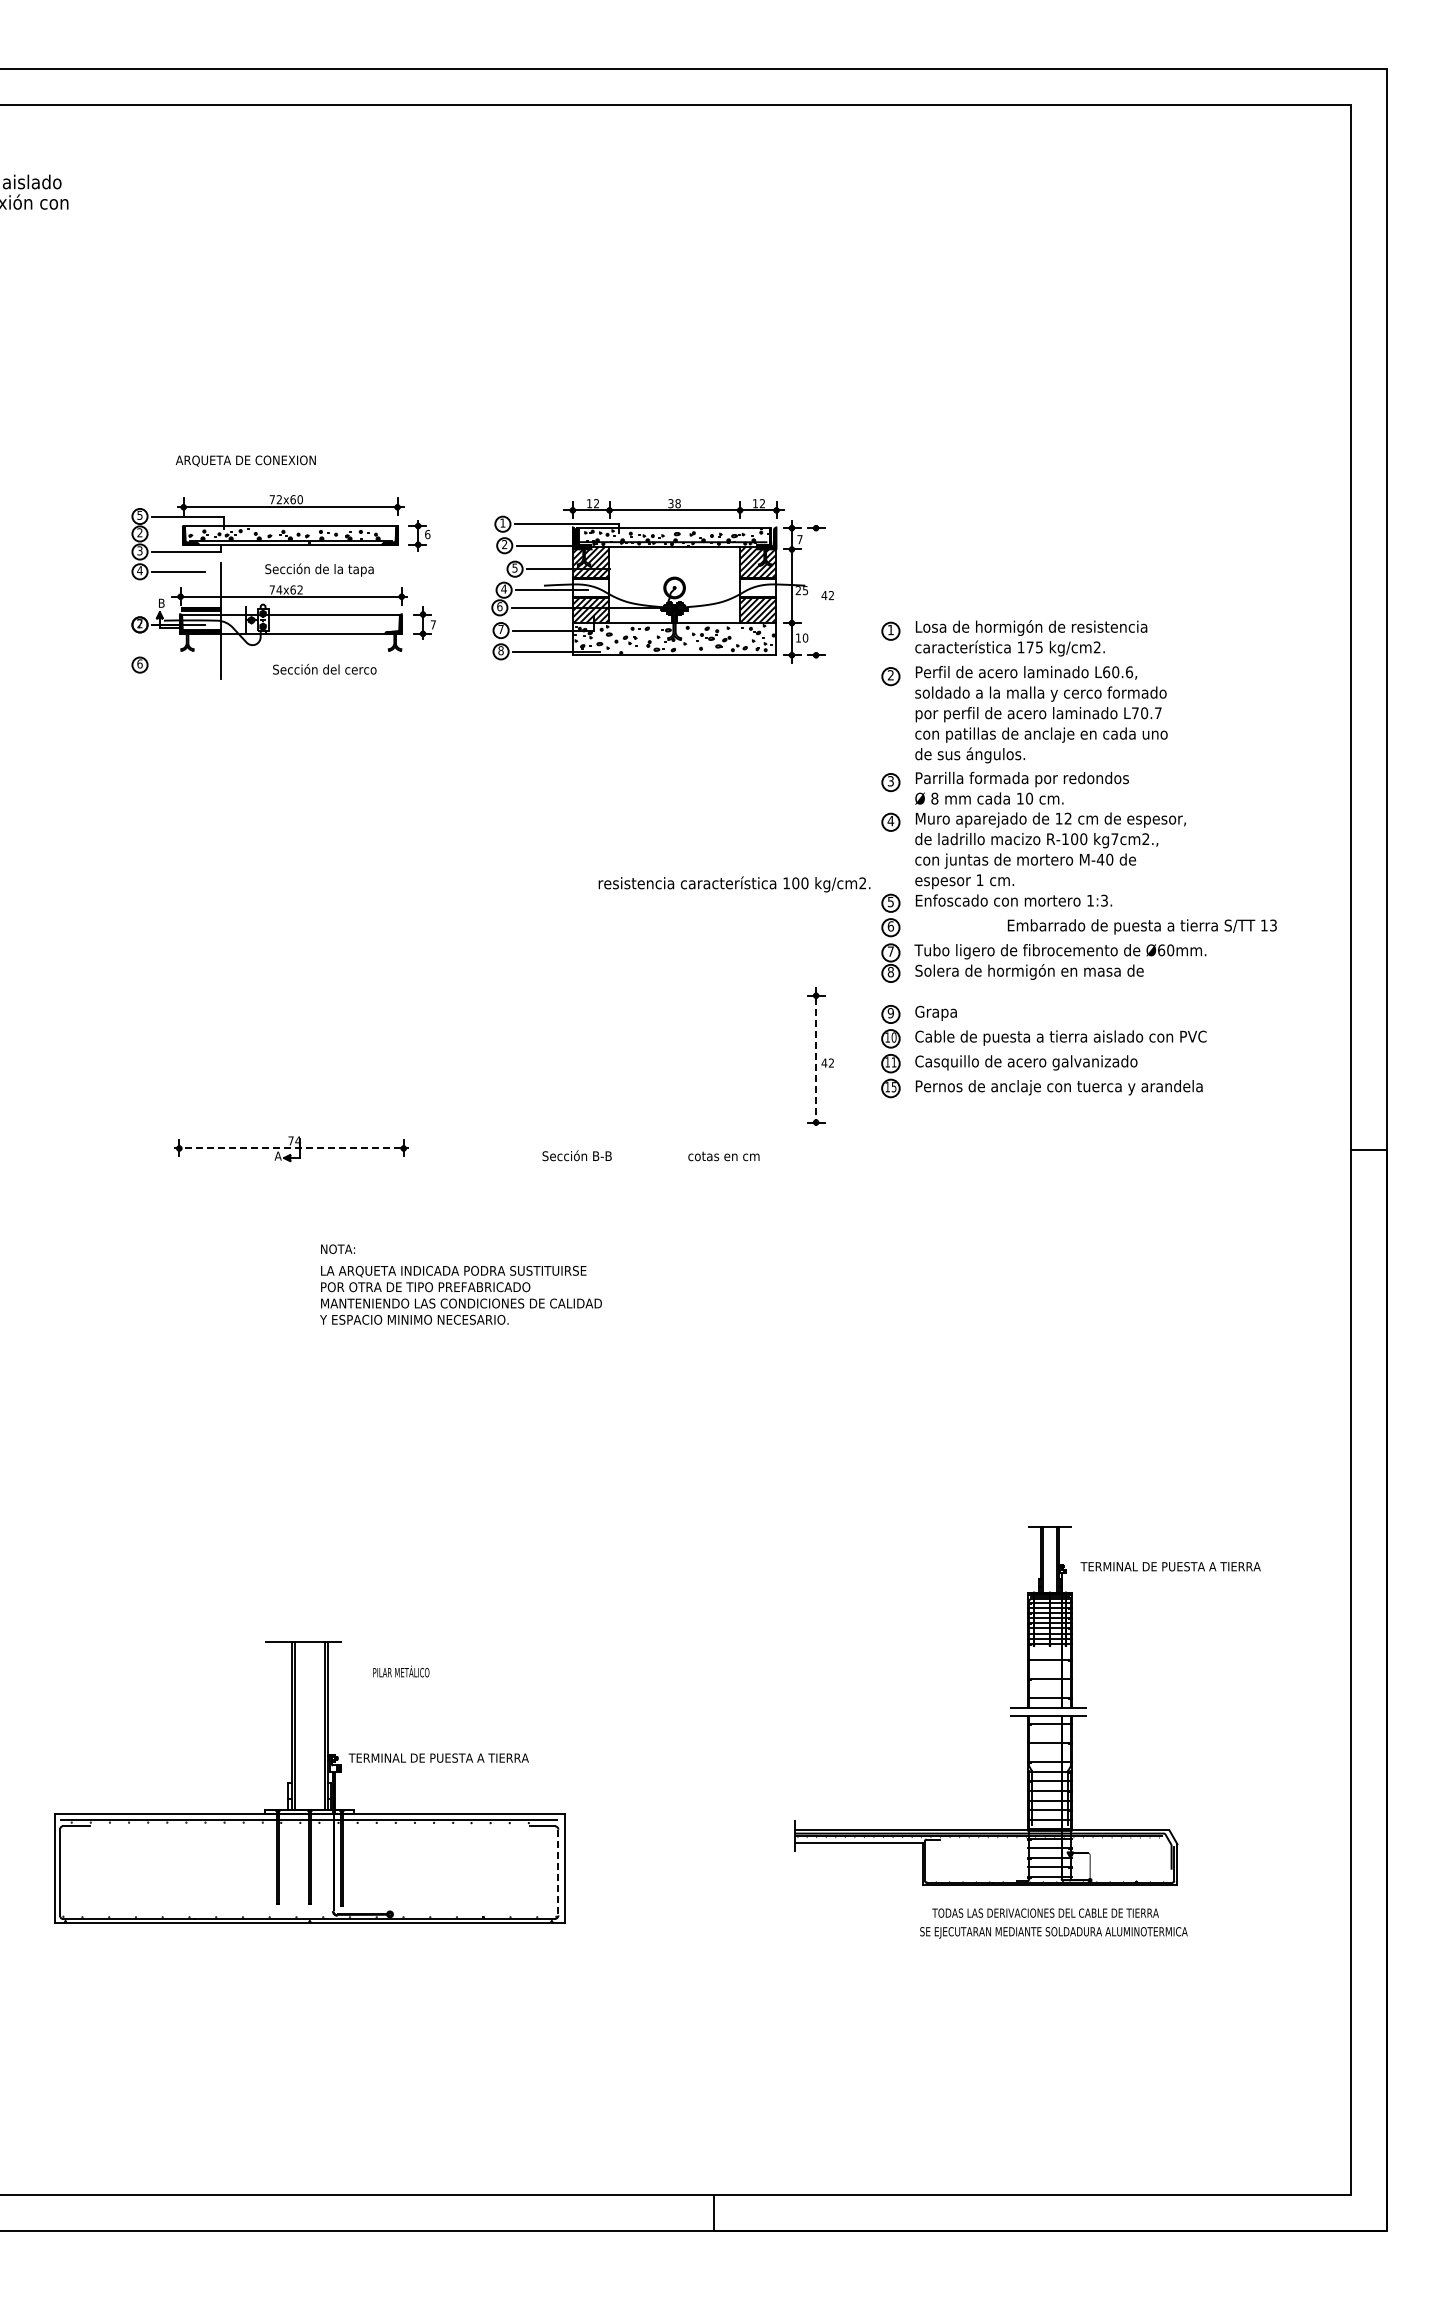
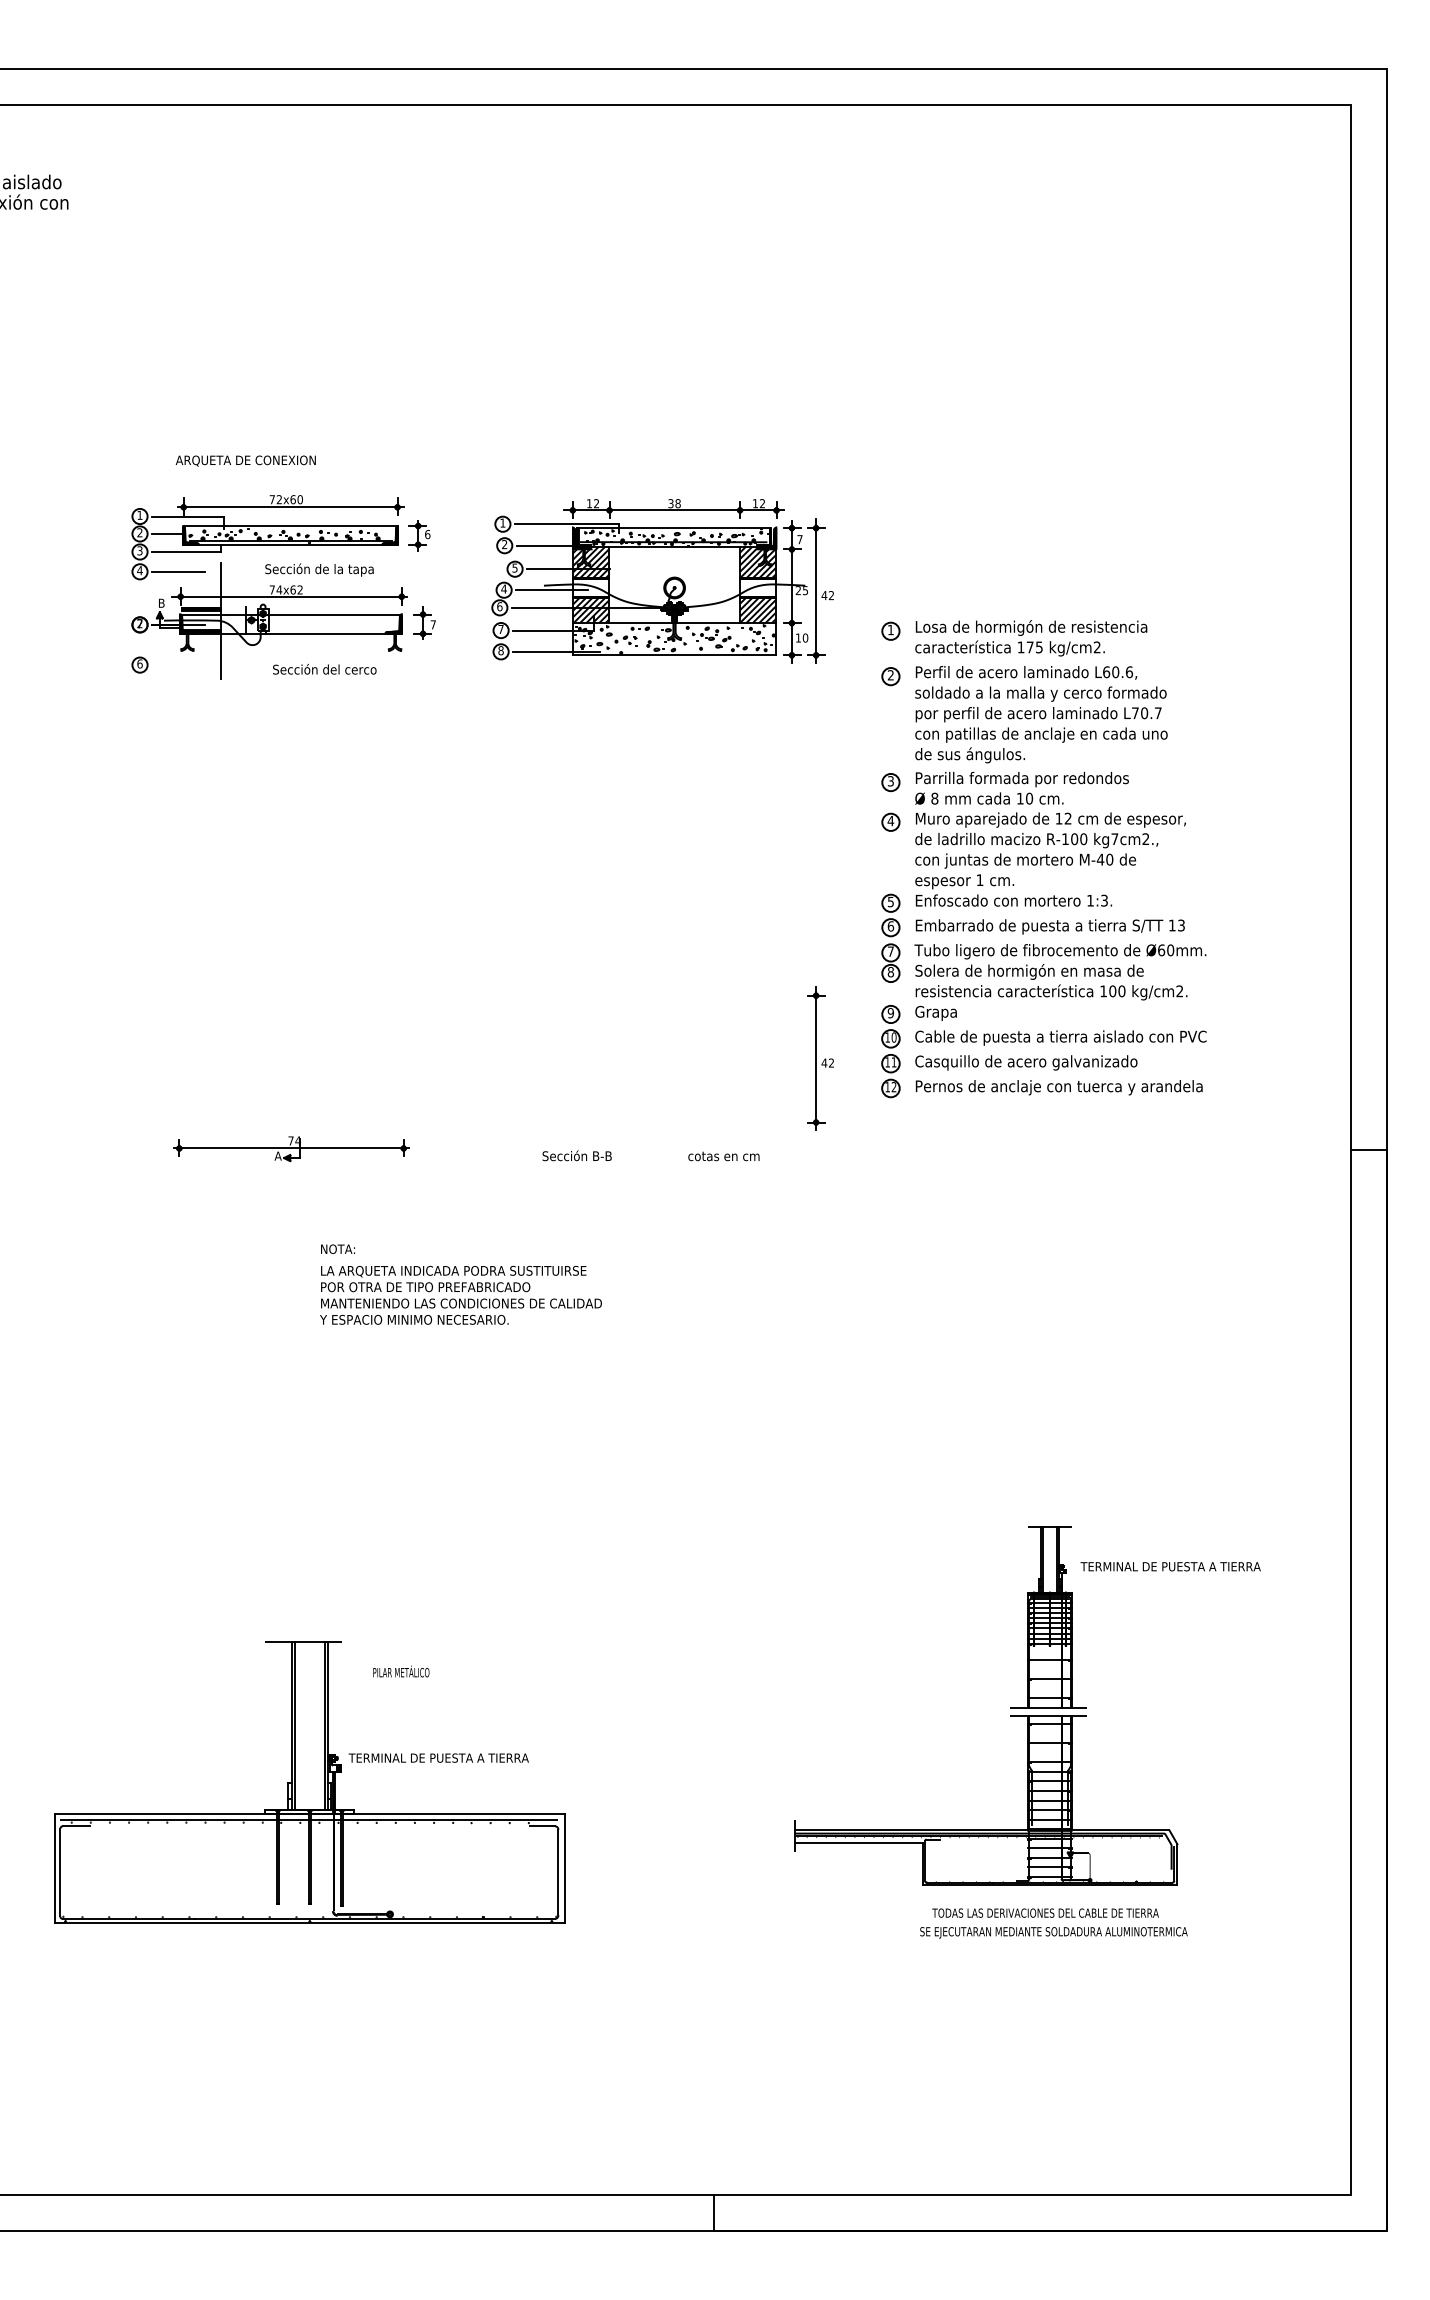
text: 5 -> 1 (139, 514)
line: none -> present (167, 533)
line: none -> present (816, 590)
text position: (734, 884) -> (1051, 992) (1051, 992)
text position: (1141, 926) -> (1049, 926) (1049, 926)
line: dashed -> solid (816, 1058)
text: 15 -> 12 (893, 1087)
line: dashed -> solid (291, 1148)
line: dashed -> solid (558, 1872)
